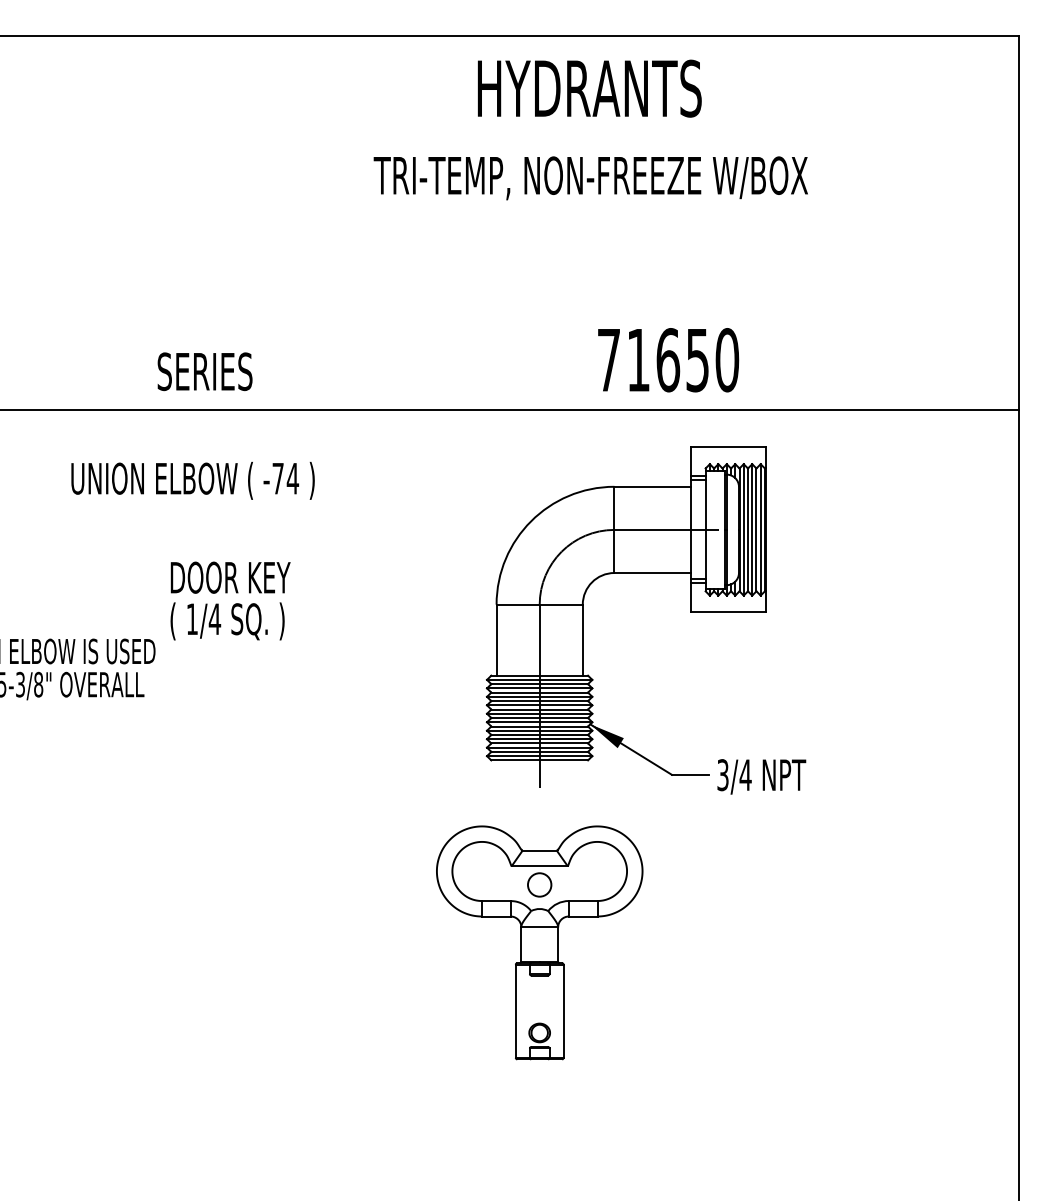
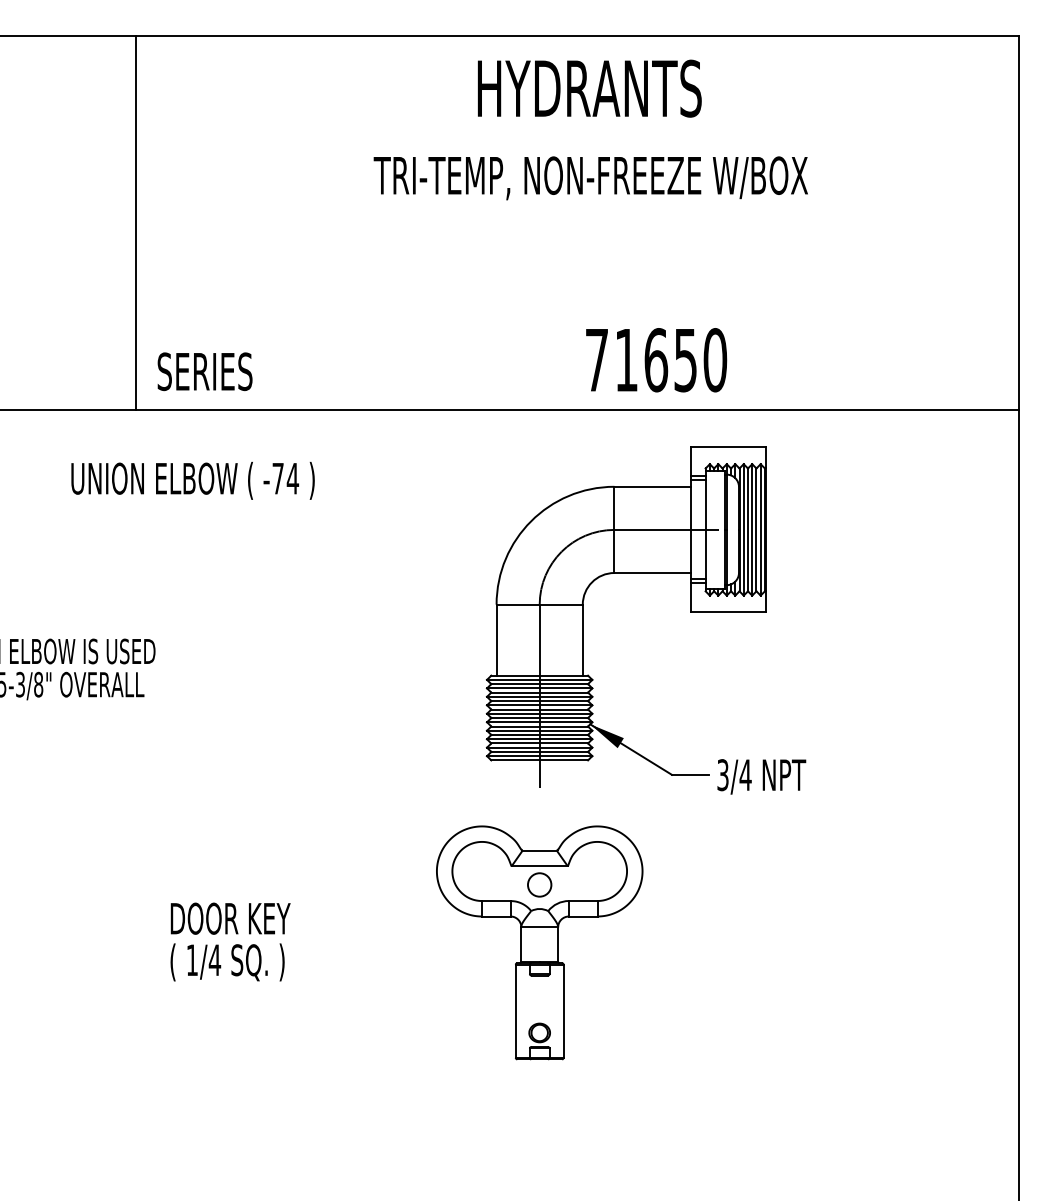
line: none -> present (135, 222)
text position: (668, 360) -> (656, 360) (656, 360)
text position: (230, 600) -> (230, 941) (230, 941)
